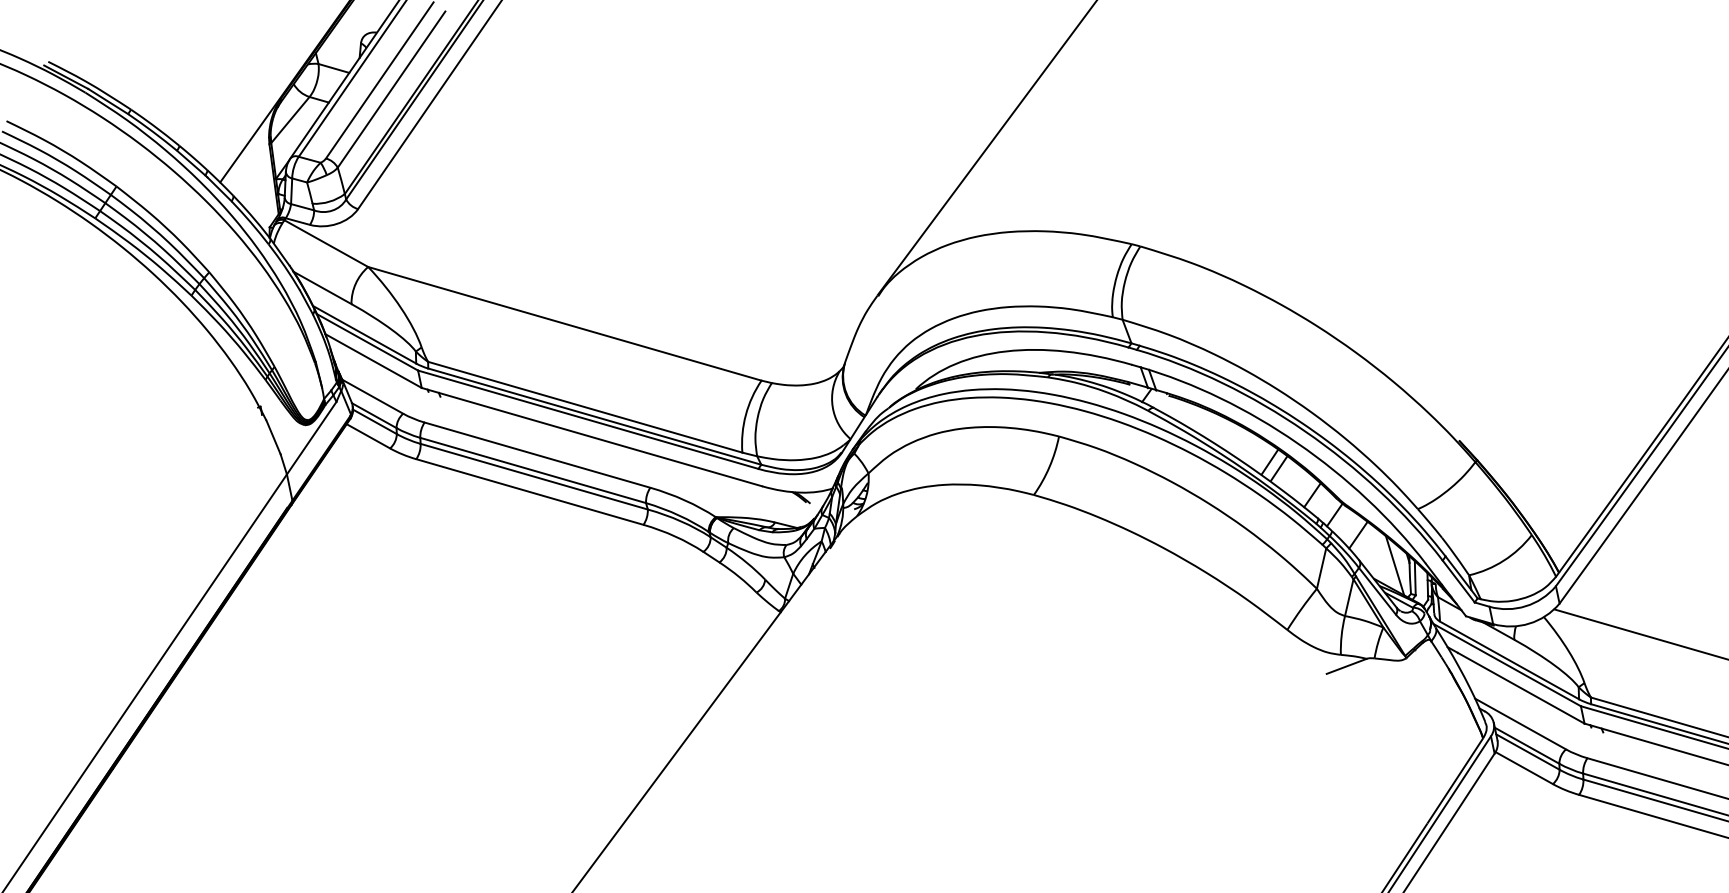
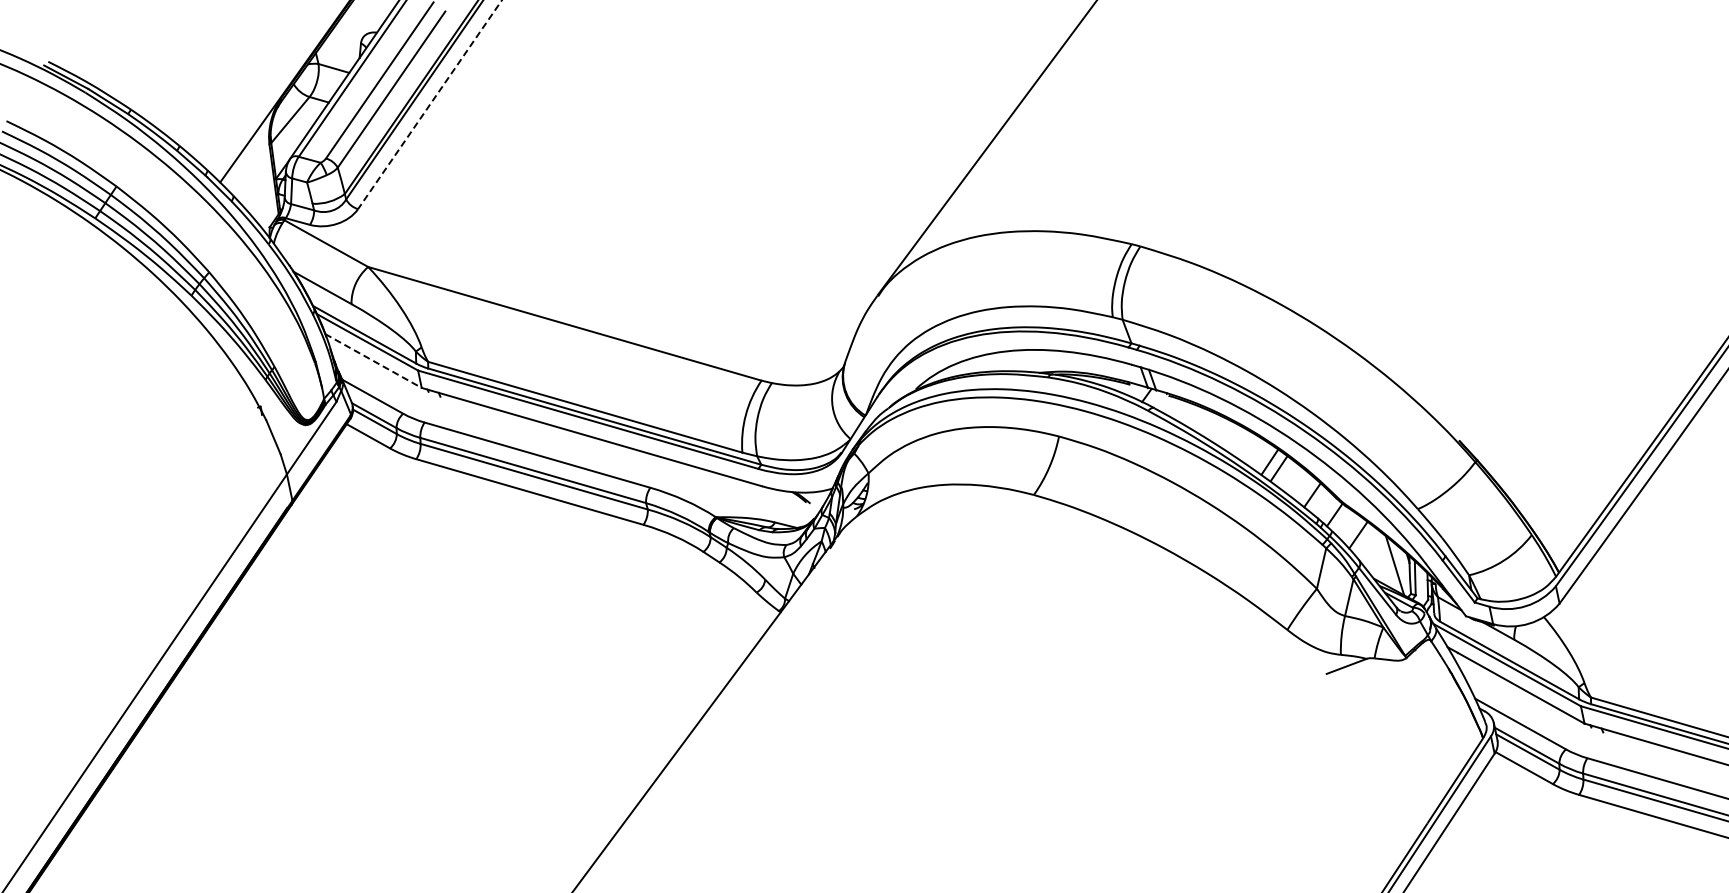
line: solid -> dashed (429, 105)
line: solid -> dashed (373, 361)
line: present -> none (1639, 633)
